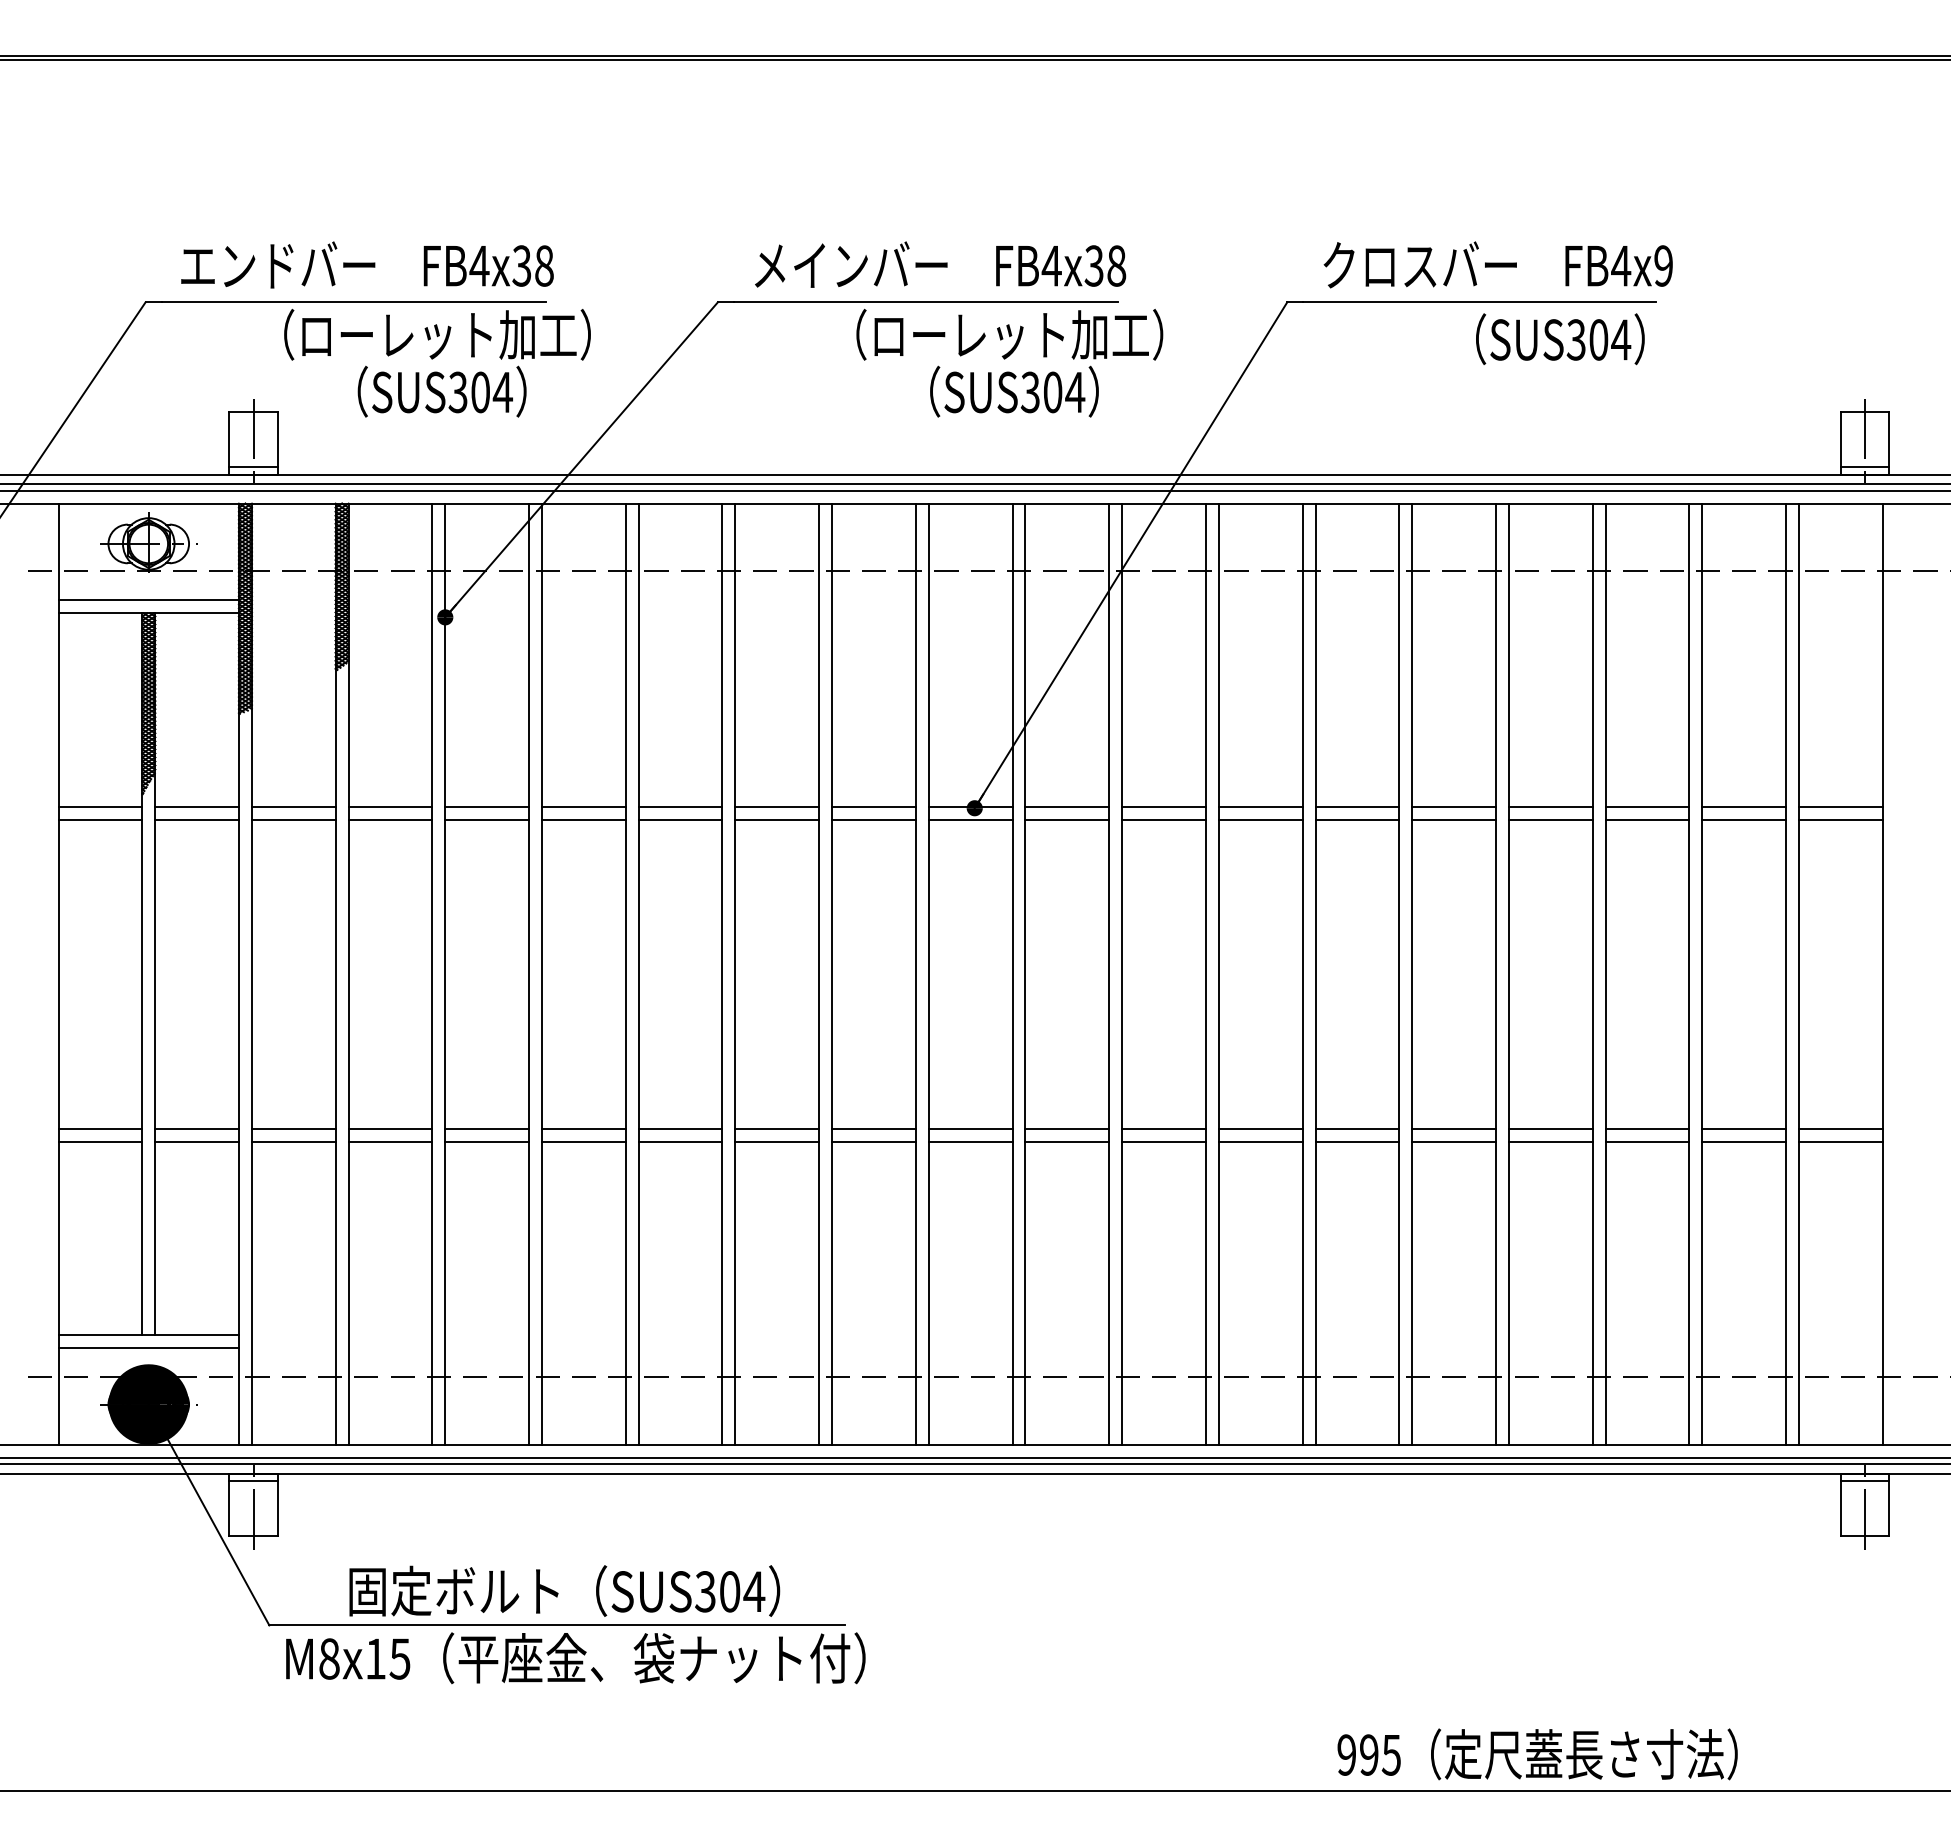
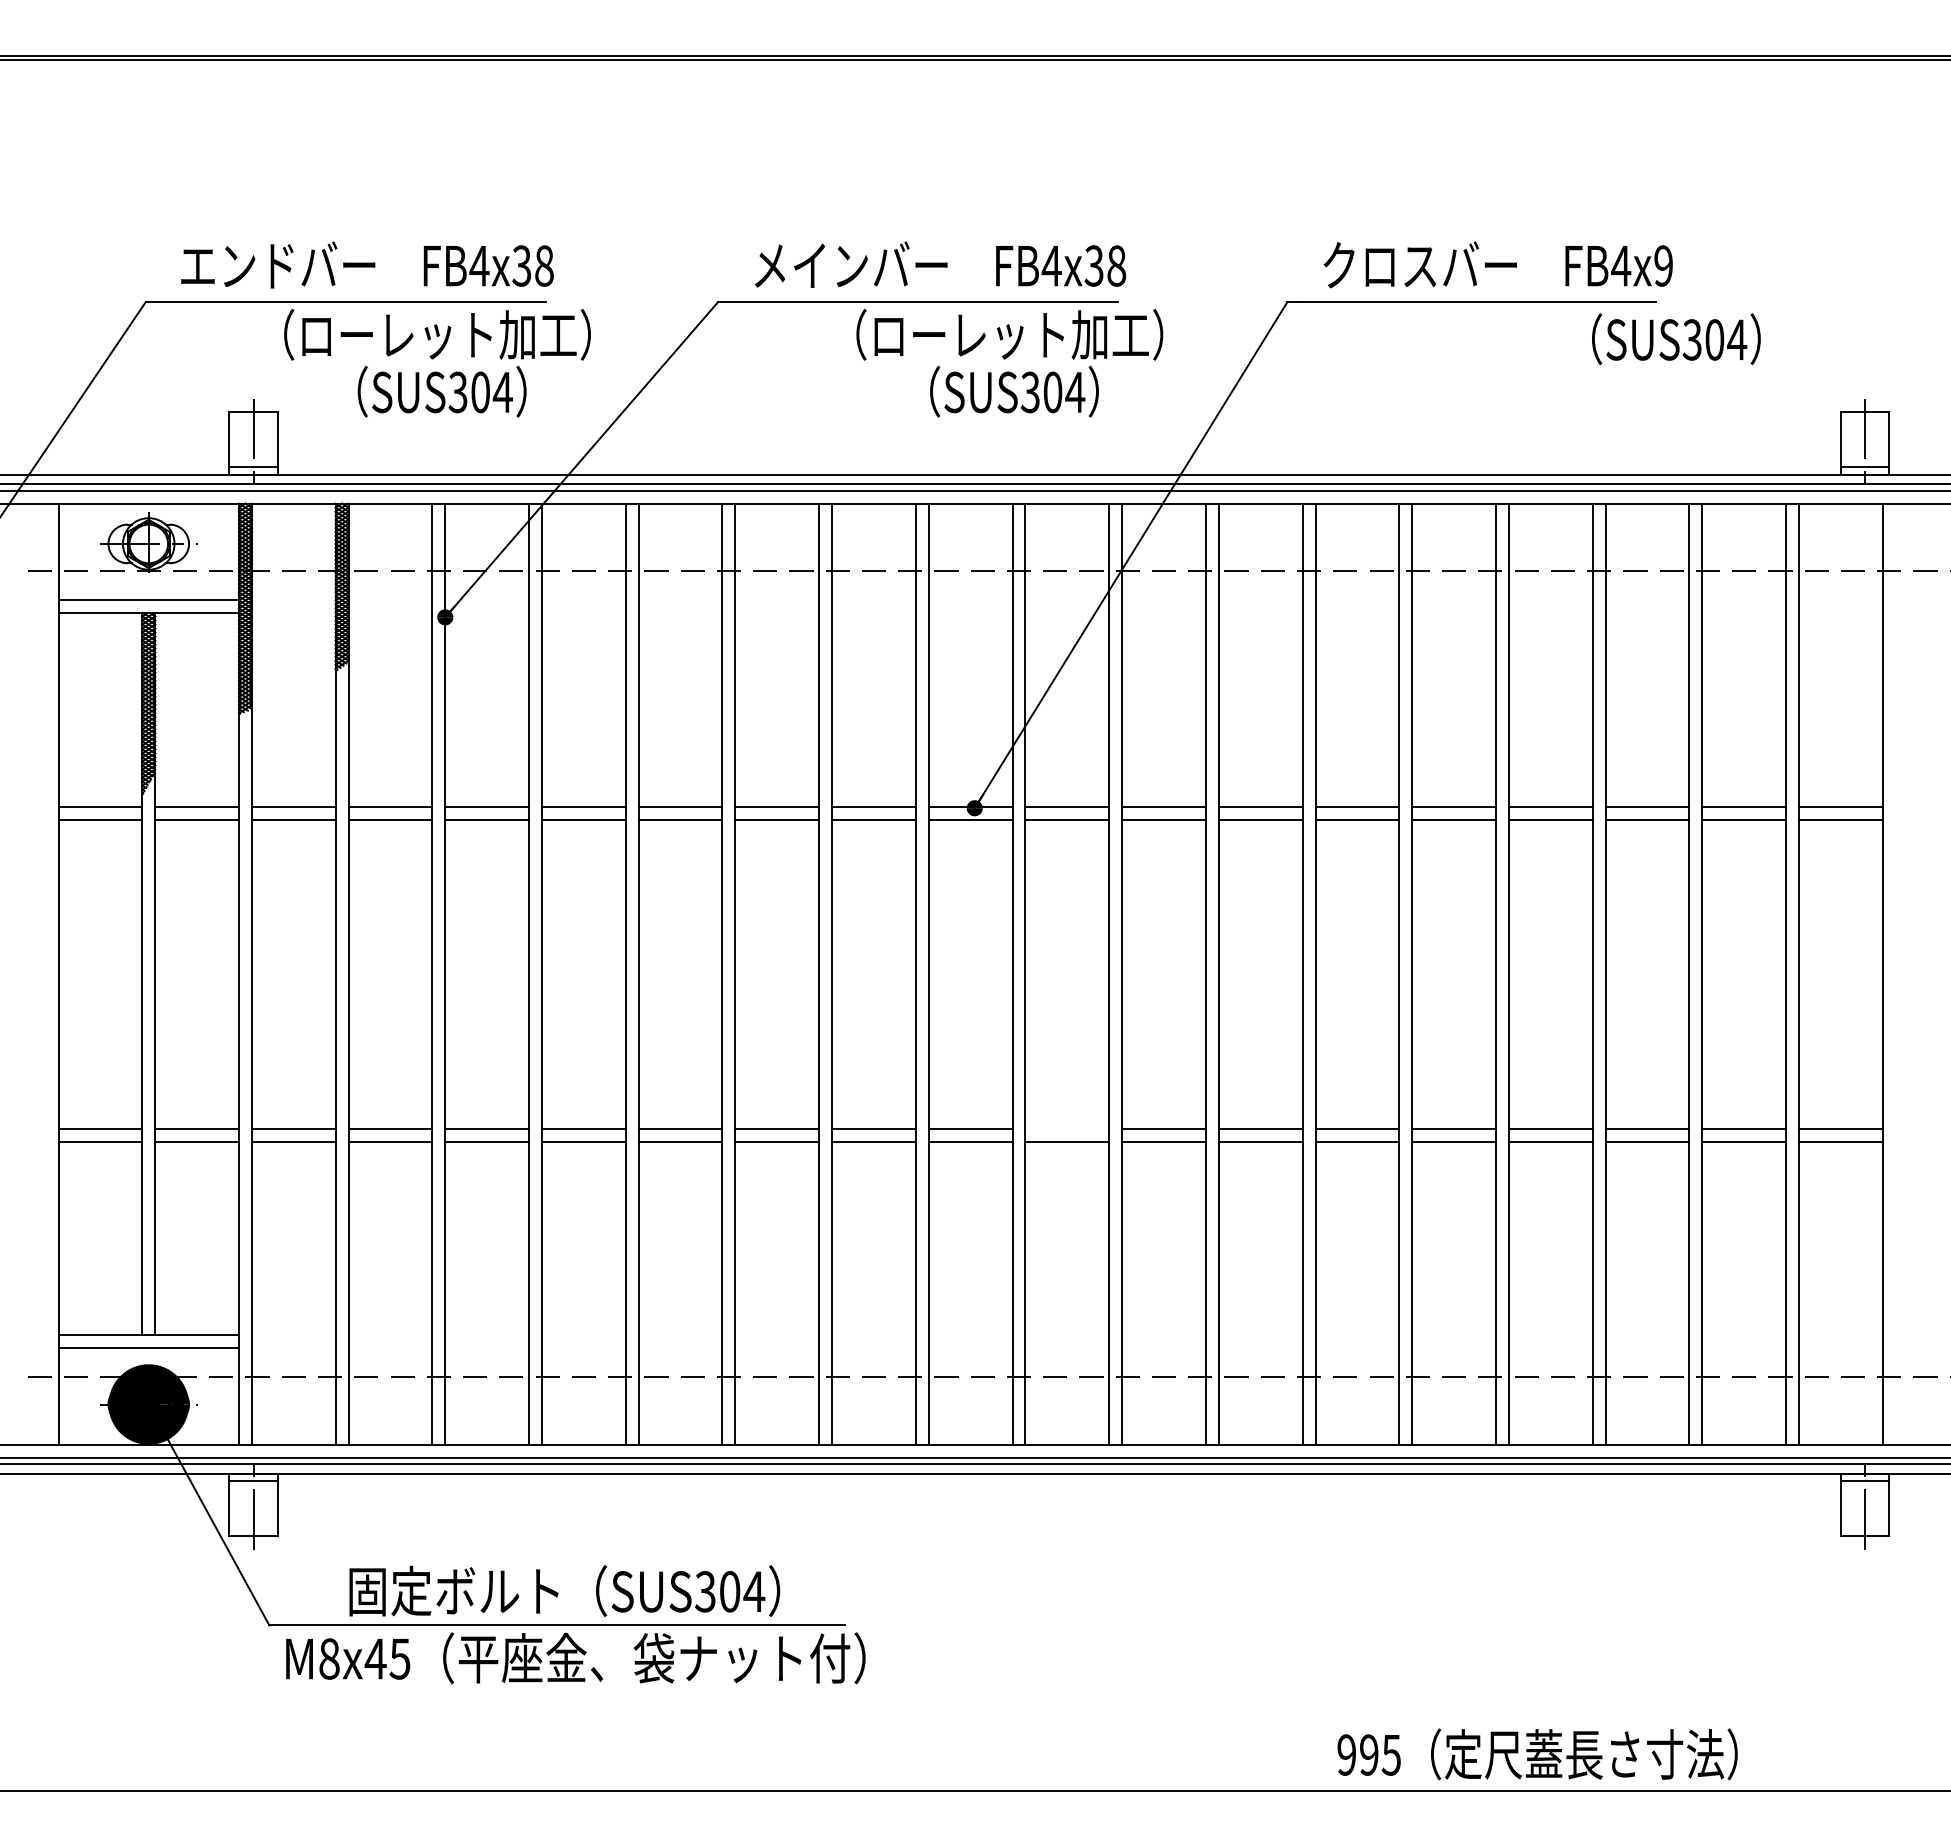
text position: (1560, 339) -> (1676, 339) (1676, 339)
line: present -> none (1067, 1128)
text: M8x15 -> M8x45 (375, 1658)
